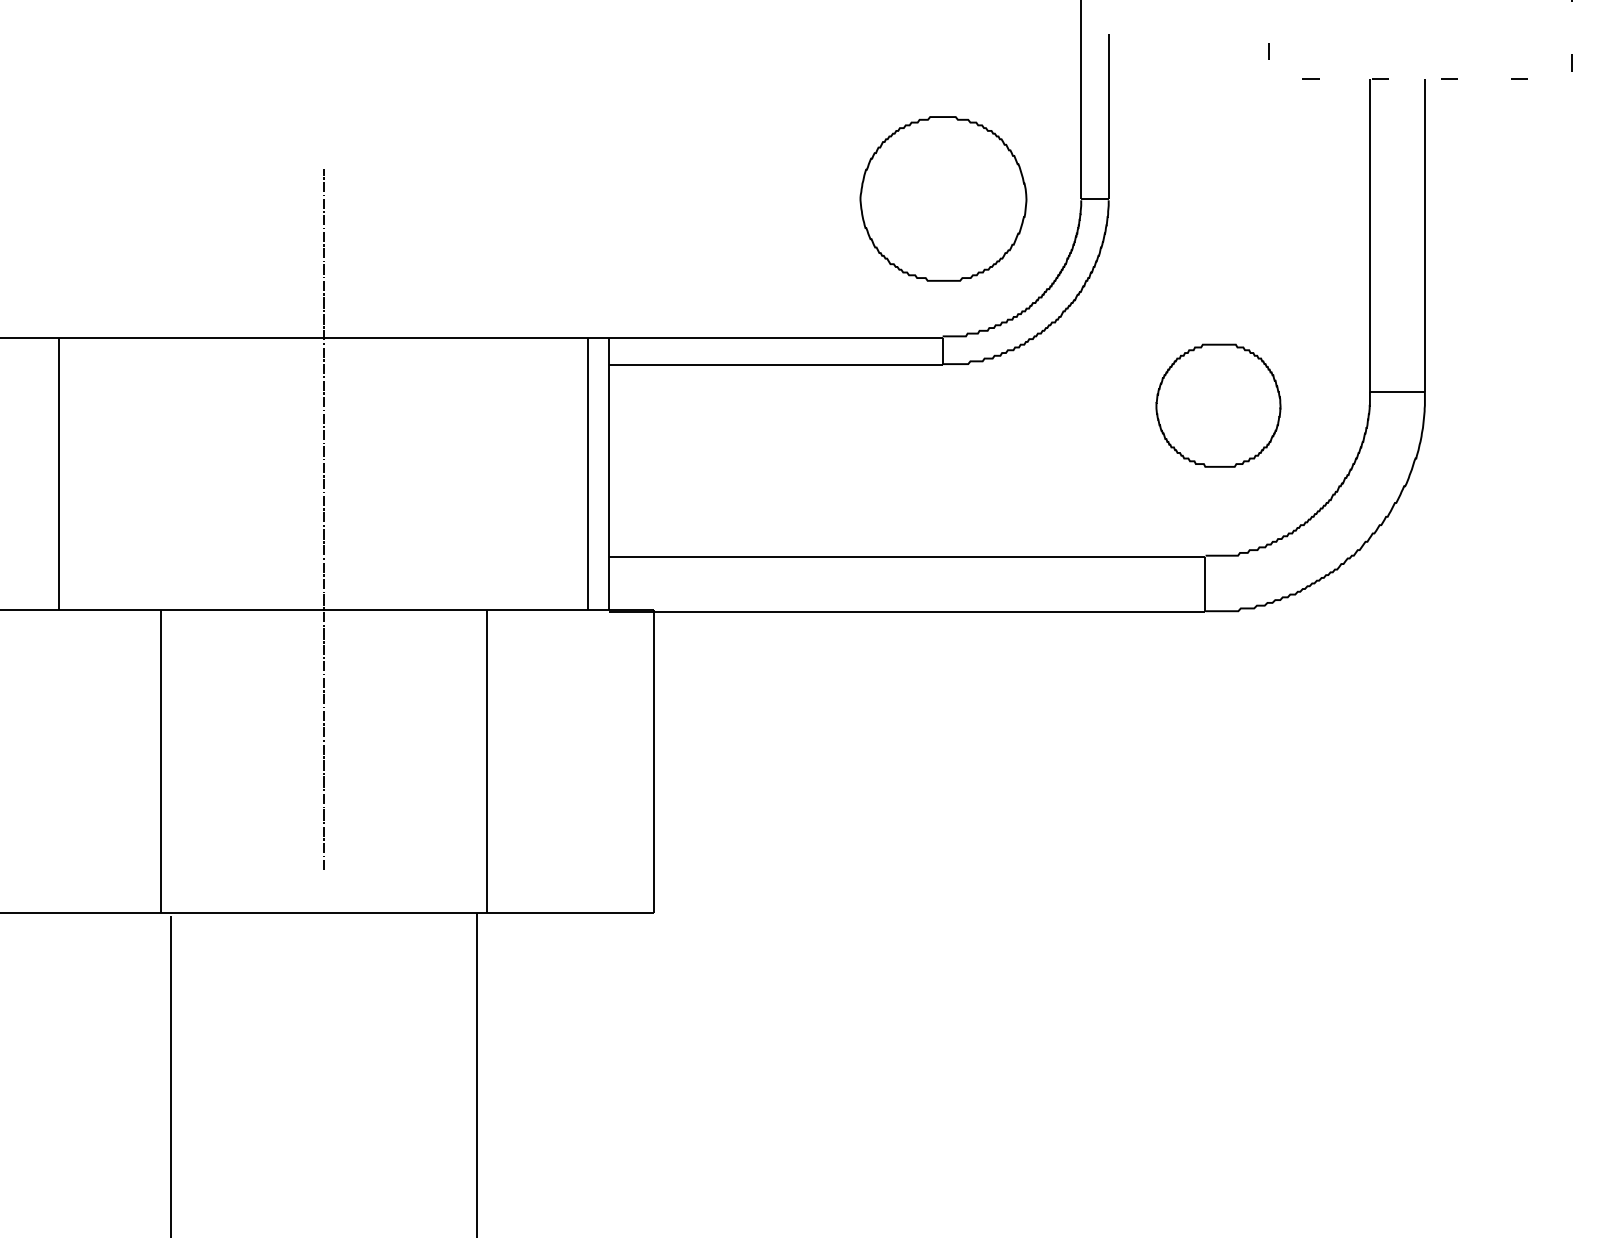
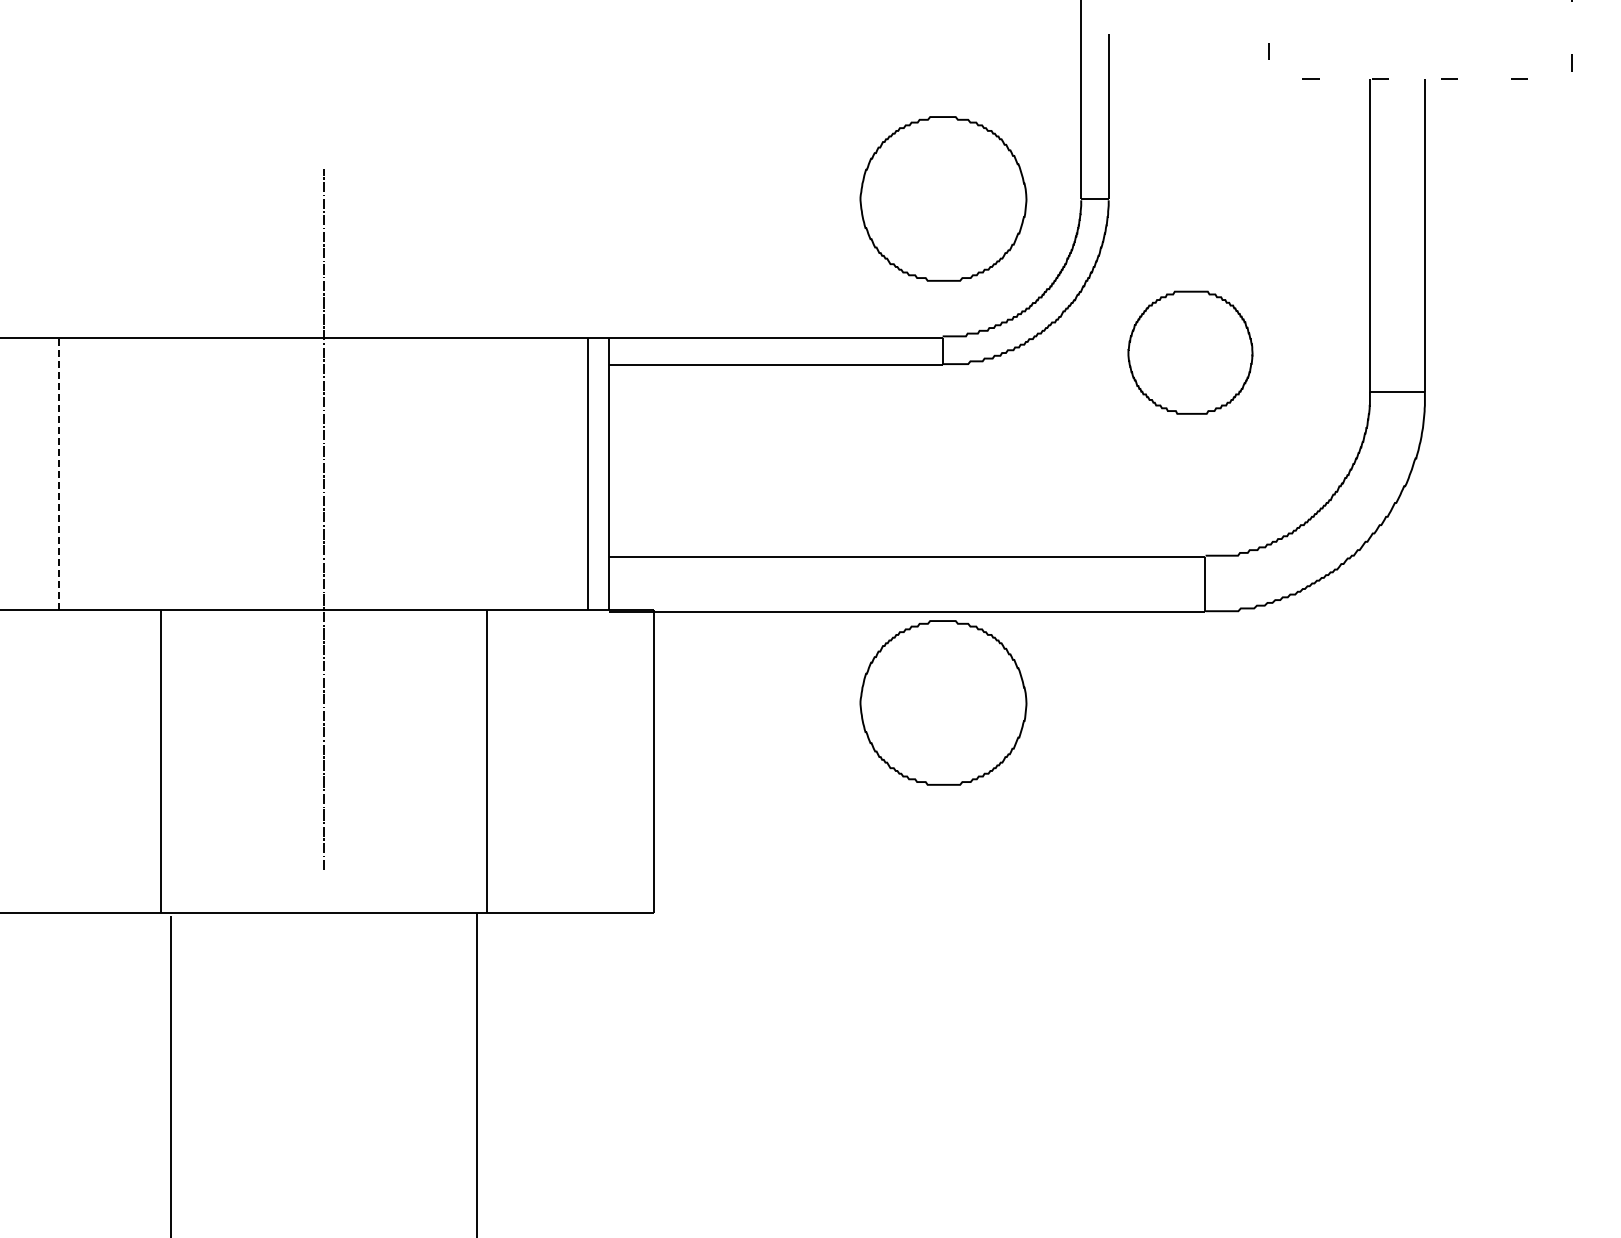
part position: (1218, 405) -> (1190, 352) (1190, 352)
line: solid -> dashed (59, 473)
part: none -> present (943, 702)
